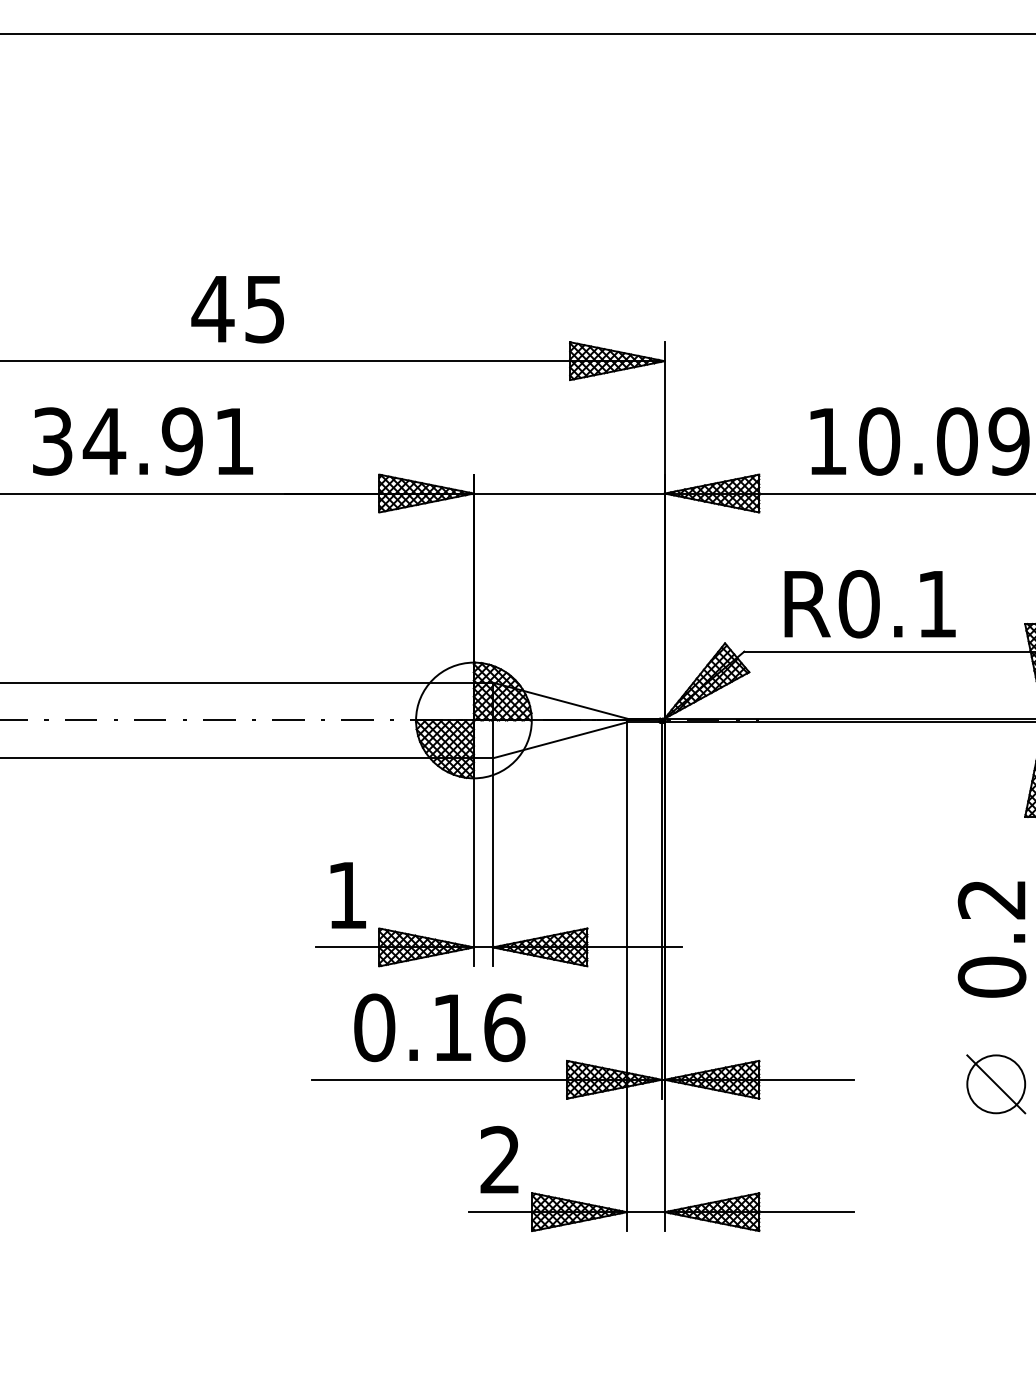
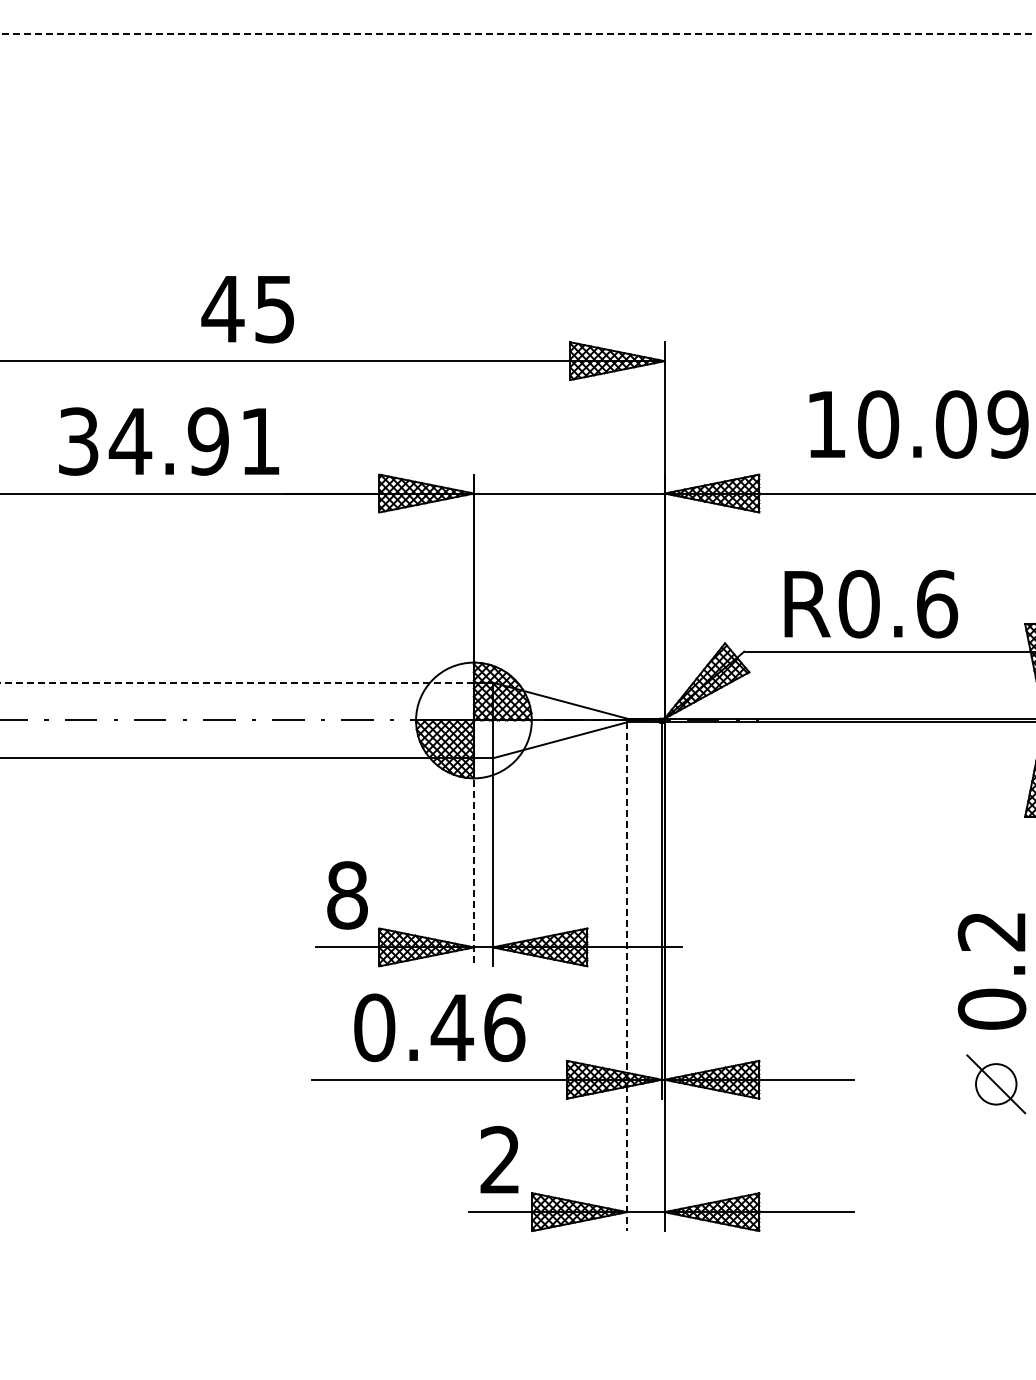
line: solid -> dashed (518, 34)
text position: (237, 309) -> (247, 309) (247, 309)
text position: (143, 441) -> (169, 441) (169, 441)
text position: (919, 441) -> (918, 424) (918, 424)
text: R0.1 -> R0.6 (937, 604)
line: solid -> dashed (237, 682)
line: solid -> dashed (473, 862)
text: 1 -> 8 (347, 895)
text position: (991, 939) -> (991, 971) (991, 971)
line: solid -> dashed (626, 977)
text: 0.16 -> 0.46 (451, 1027)
circle diameter: 58 px -> 41 px (996, 1084)
